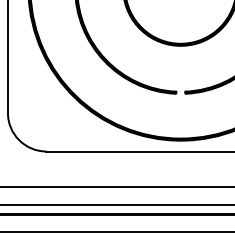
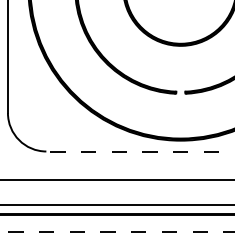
line: solid -> dashed (140, 151)
line position: (116, 186) -> (116, 179) (116, 179)
line: solid -> dashed (117, 231)
